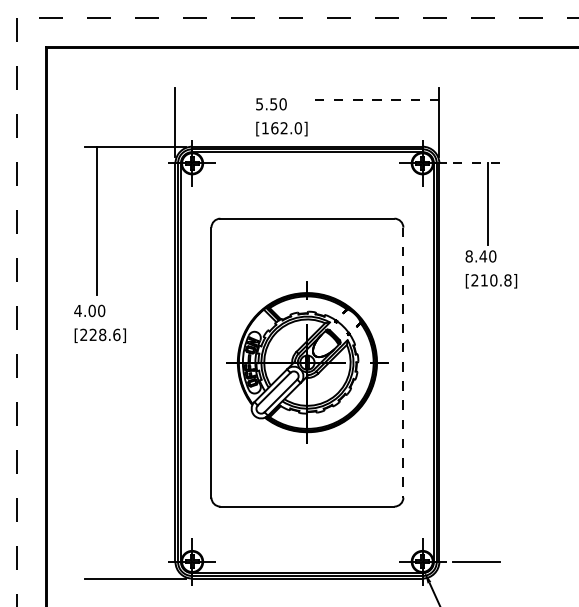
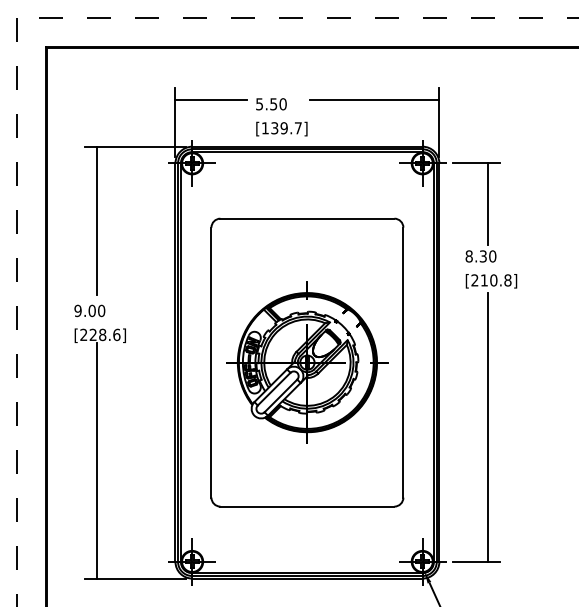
line: none -> present (210, 100)
line: dashed -> solid (374, 100)
text: [162.0] -> [139.7] (286, 128)
line: dashed -> solid (476, 163)
text: 8.40 -> 8.30 (483, 256)
text: 4.00 -> 9.00 (77, 310)
line: dashed -> solid (403, 362)
line: none -> present (487, 426)
line: none -> present (96, 460)
